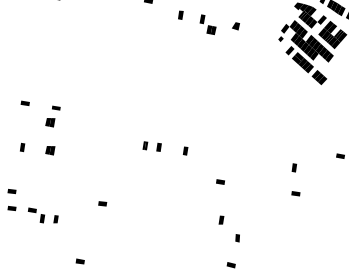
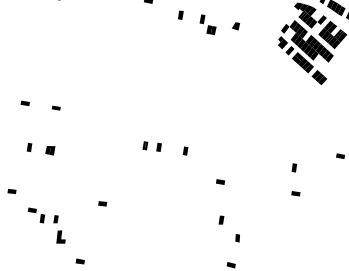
fill: none -> present (282, 43)
part: present -> none (50, 122)
part position: (22, 147) -> (29, 147) (29, 147)
part: present -> none (11, 208)
fill: none -> present (60, 236)
